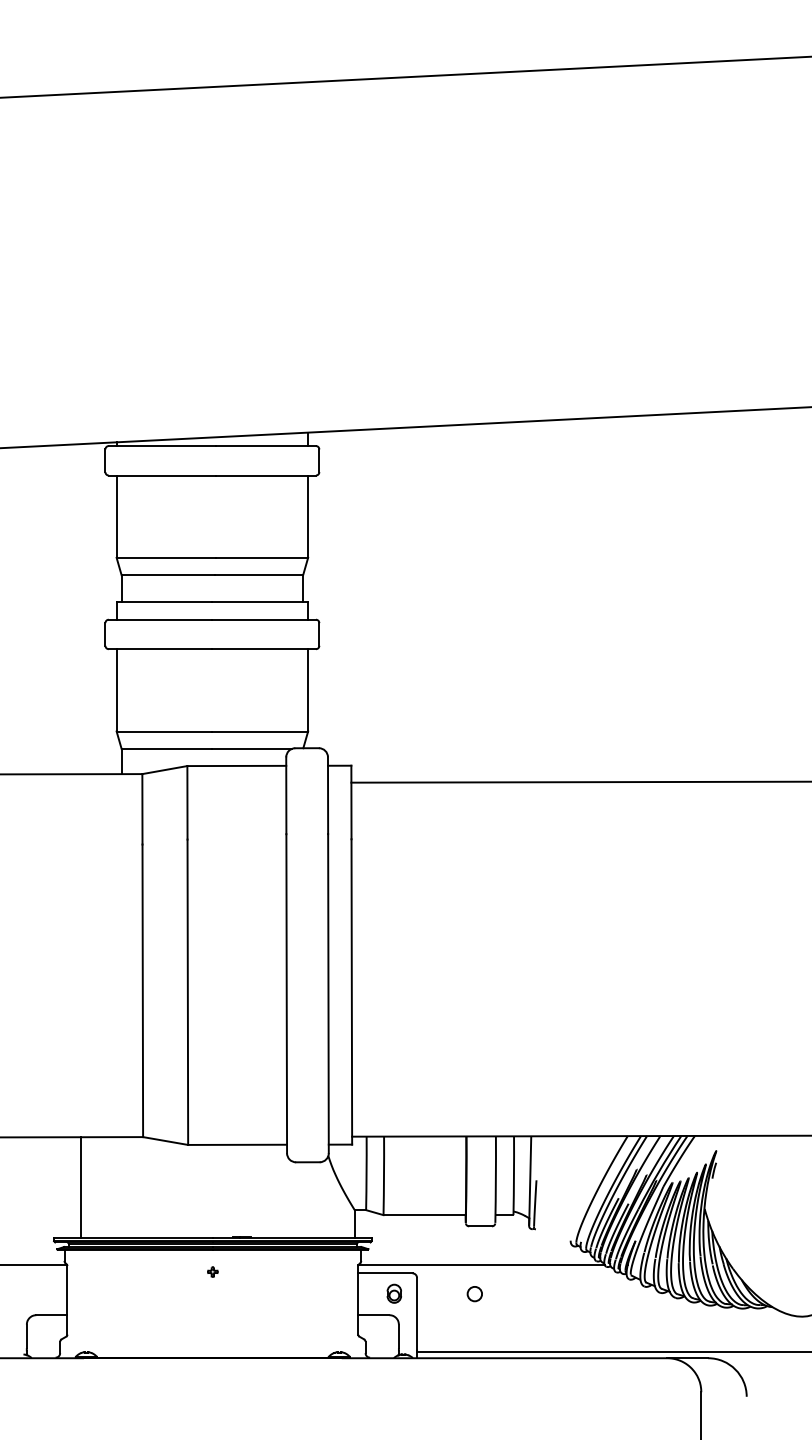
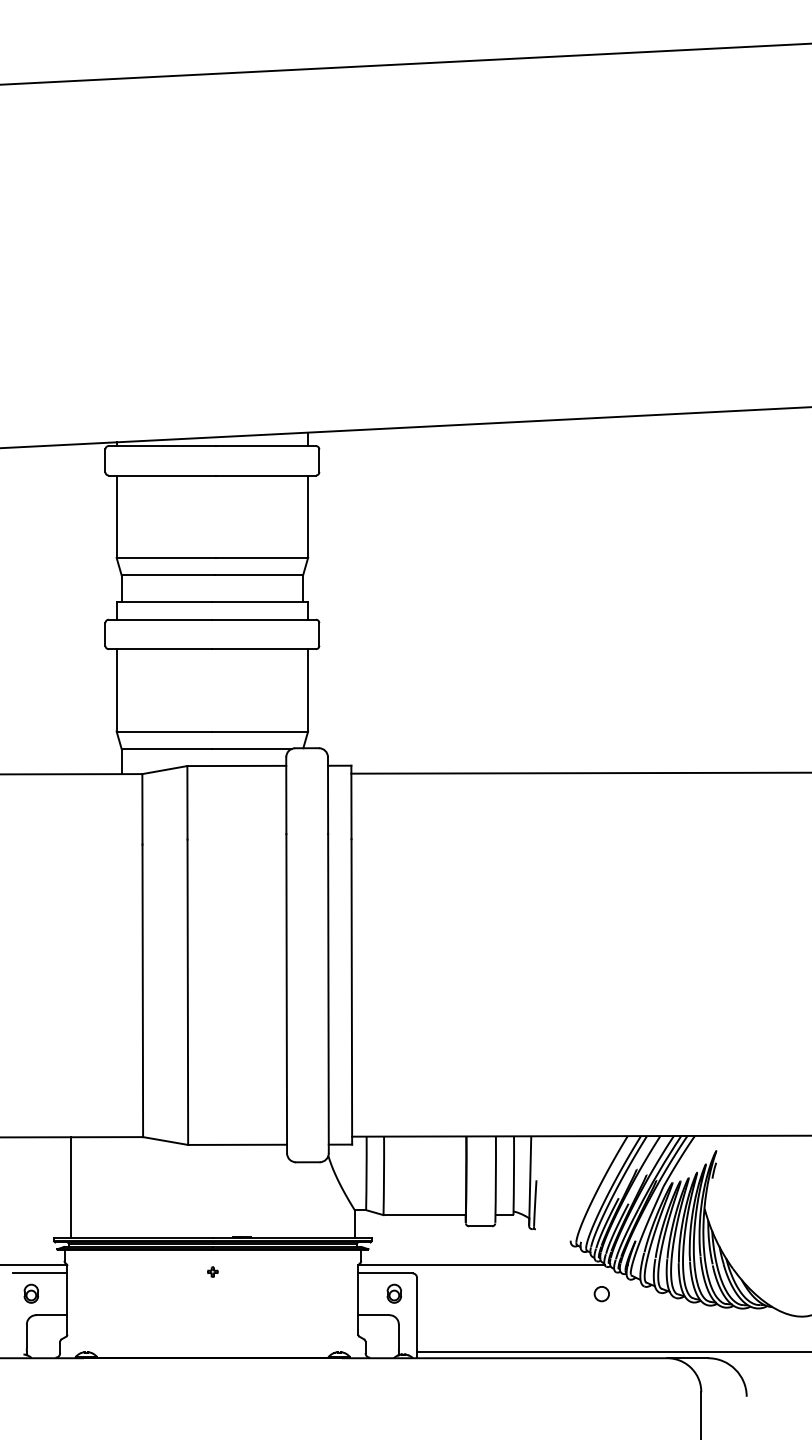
line position: (405, 76) -> (405, 63) (405, 63)
line position: (579, 781) -> (579, 772) (579, 772)
line position: (81, 1187) -> (71, 1187) (71, 1187)
line: none -> present (40, 1273)
part: none -> present (30, 1293)
circle position: (474, 1294) -> (601, 1294) (601, 1294)
